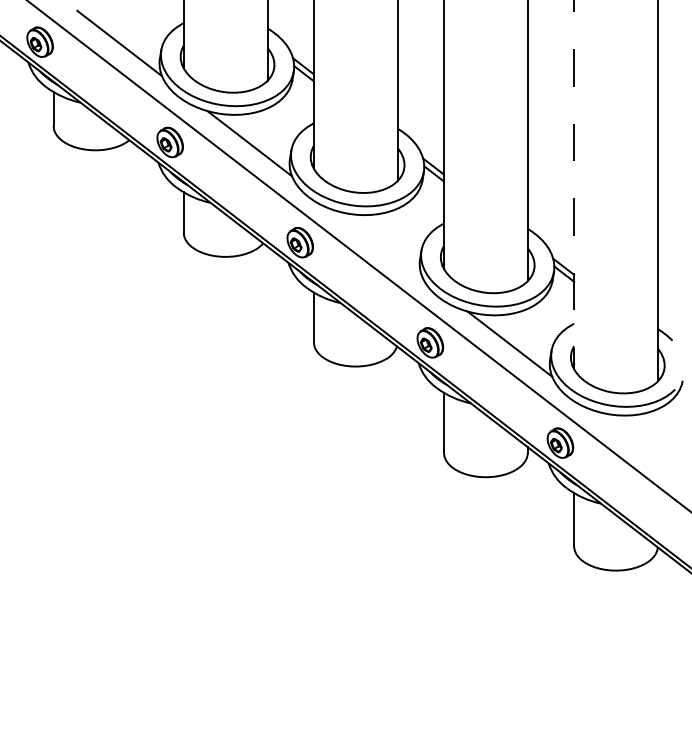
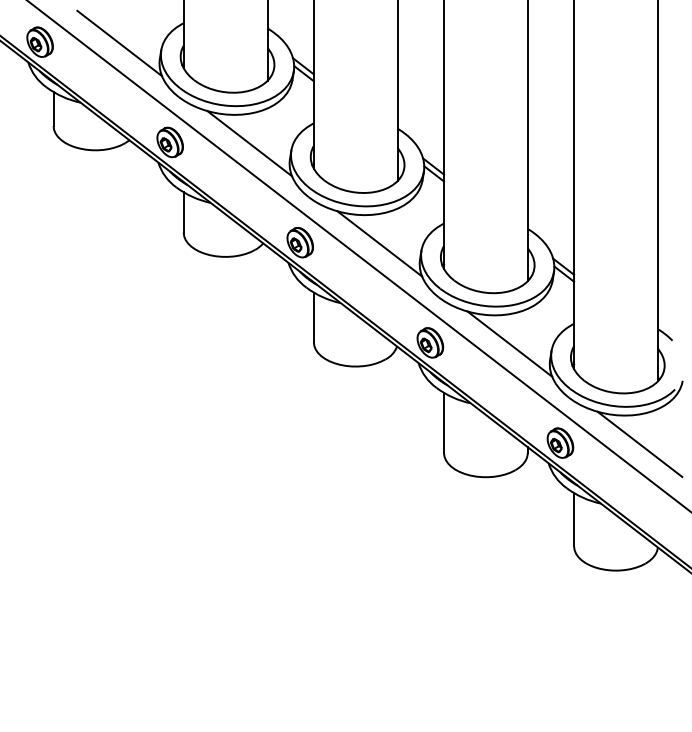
line: dashed -> solid (574, 185)
line: none -> present (379, 243)
line: none -> present (639, 443)
